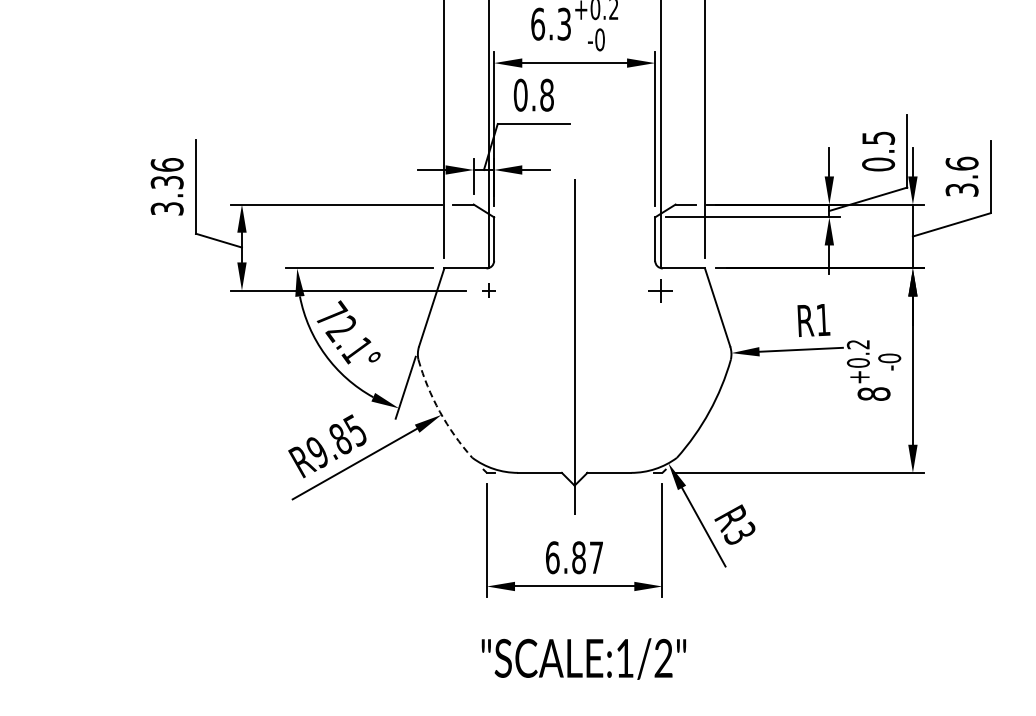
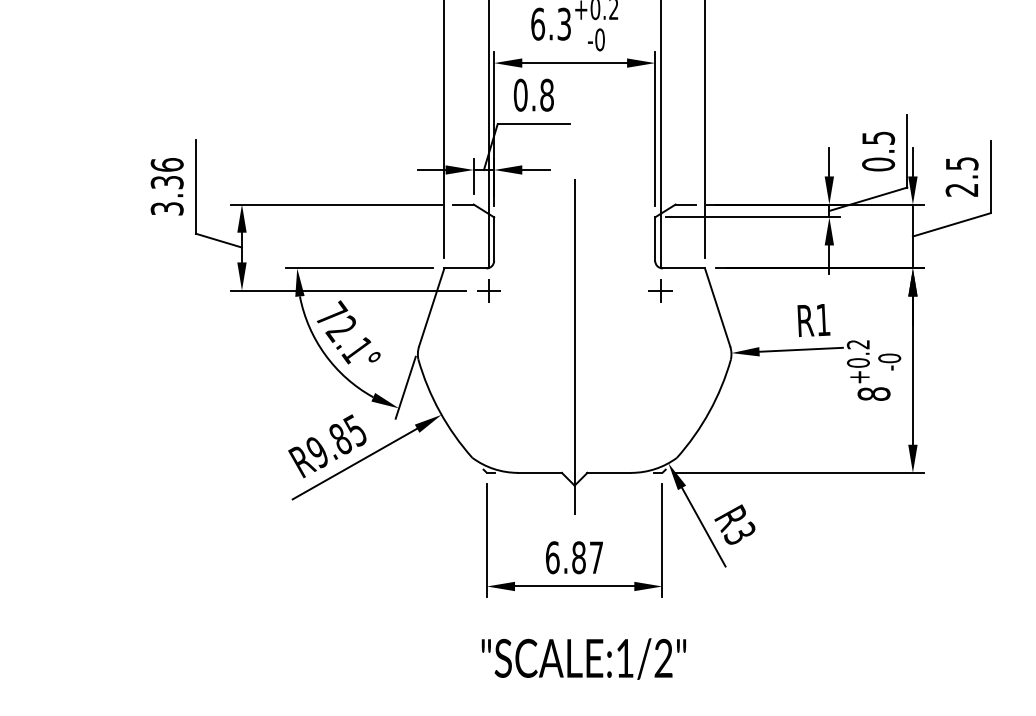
text: 3.6 -> 2.5 (961, 176)
part size: 14x15 px -> 24x24 px (488, 290)
arc: dashed -> solid (439, 411)
